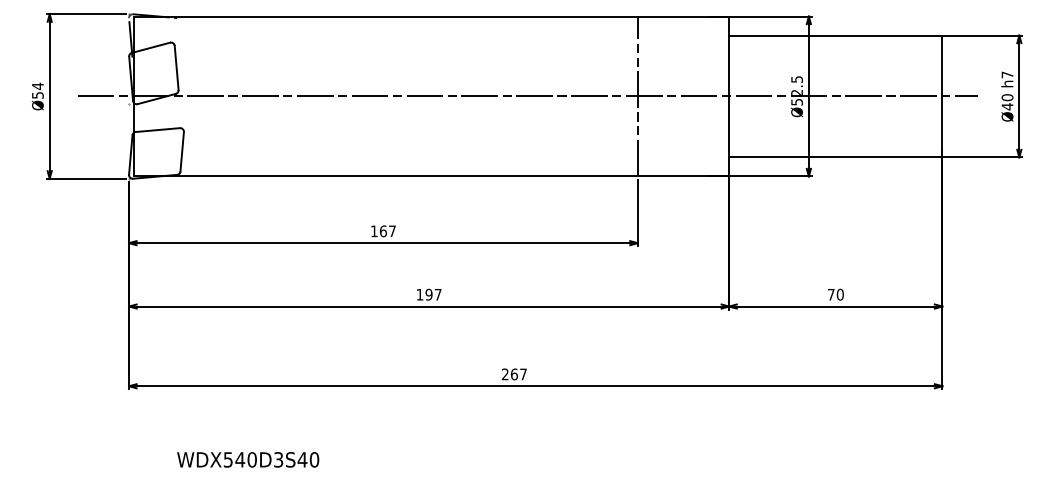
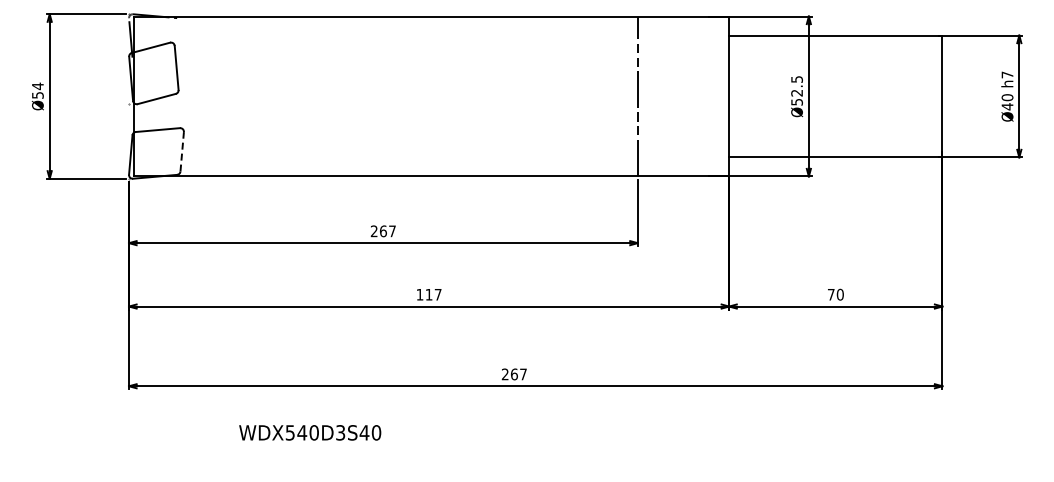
line: present -> none (527, 96)
line: solid -> dashed (182, 151)
text: 167 -> 267 (373, 230)
text: 197 -> 117 (428, 294)
text position: (248, 459) -> (310, 432) (310, 432)
